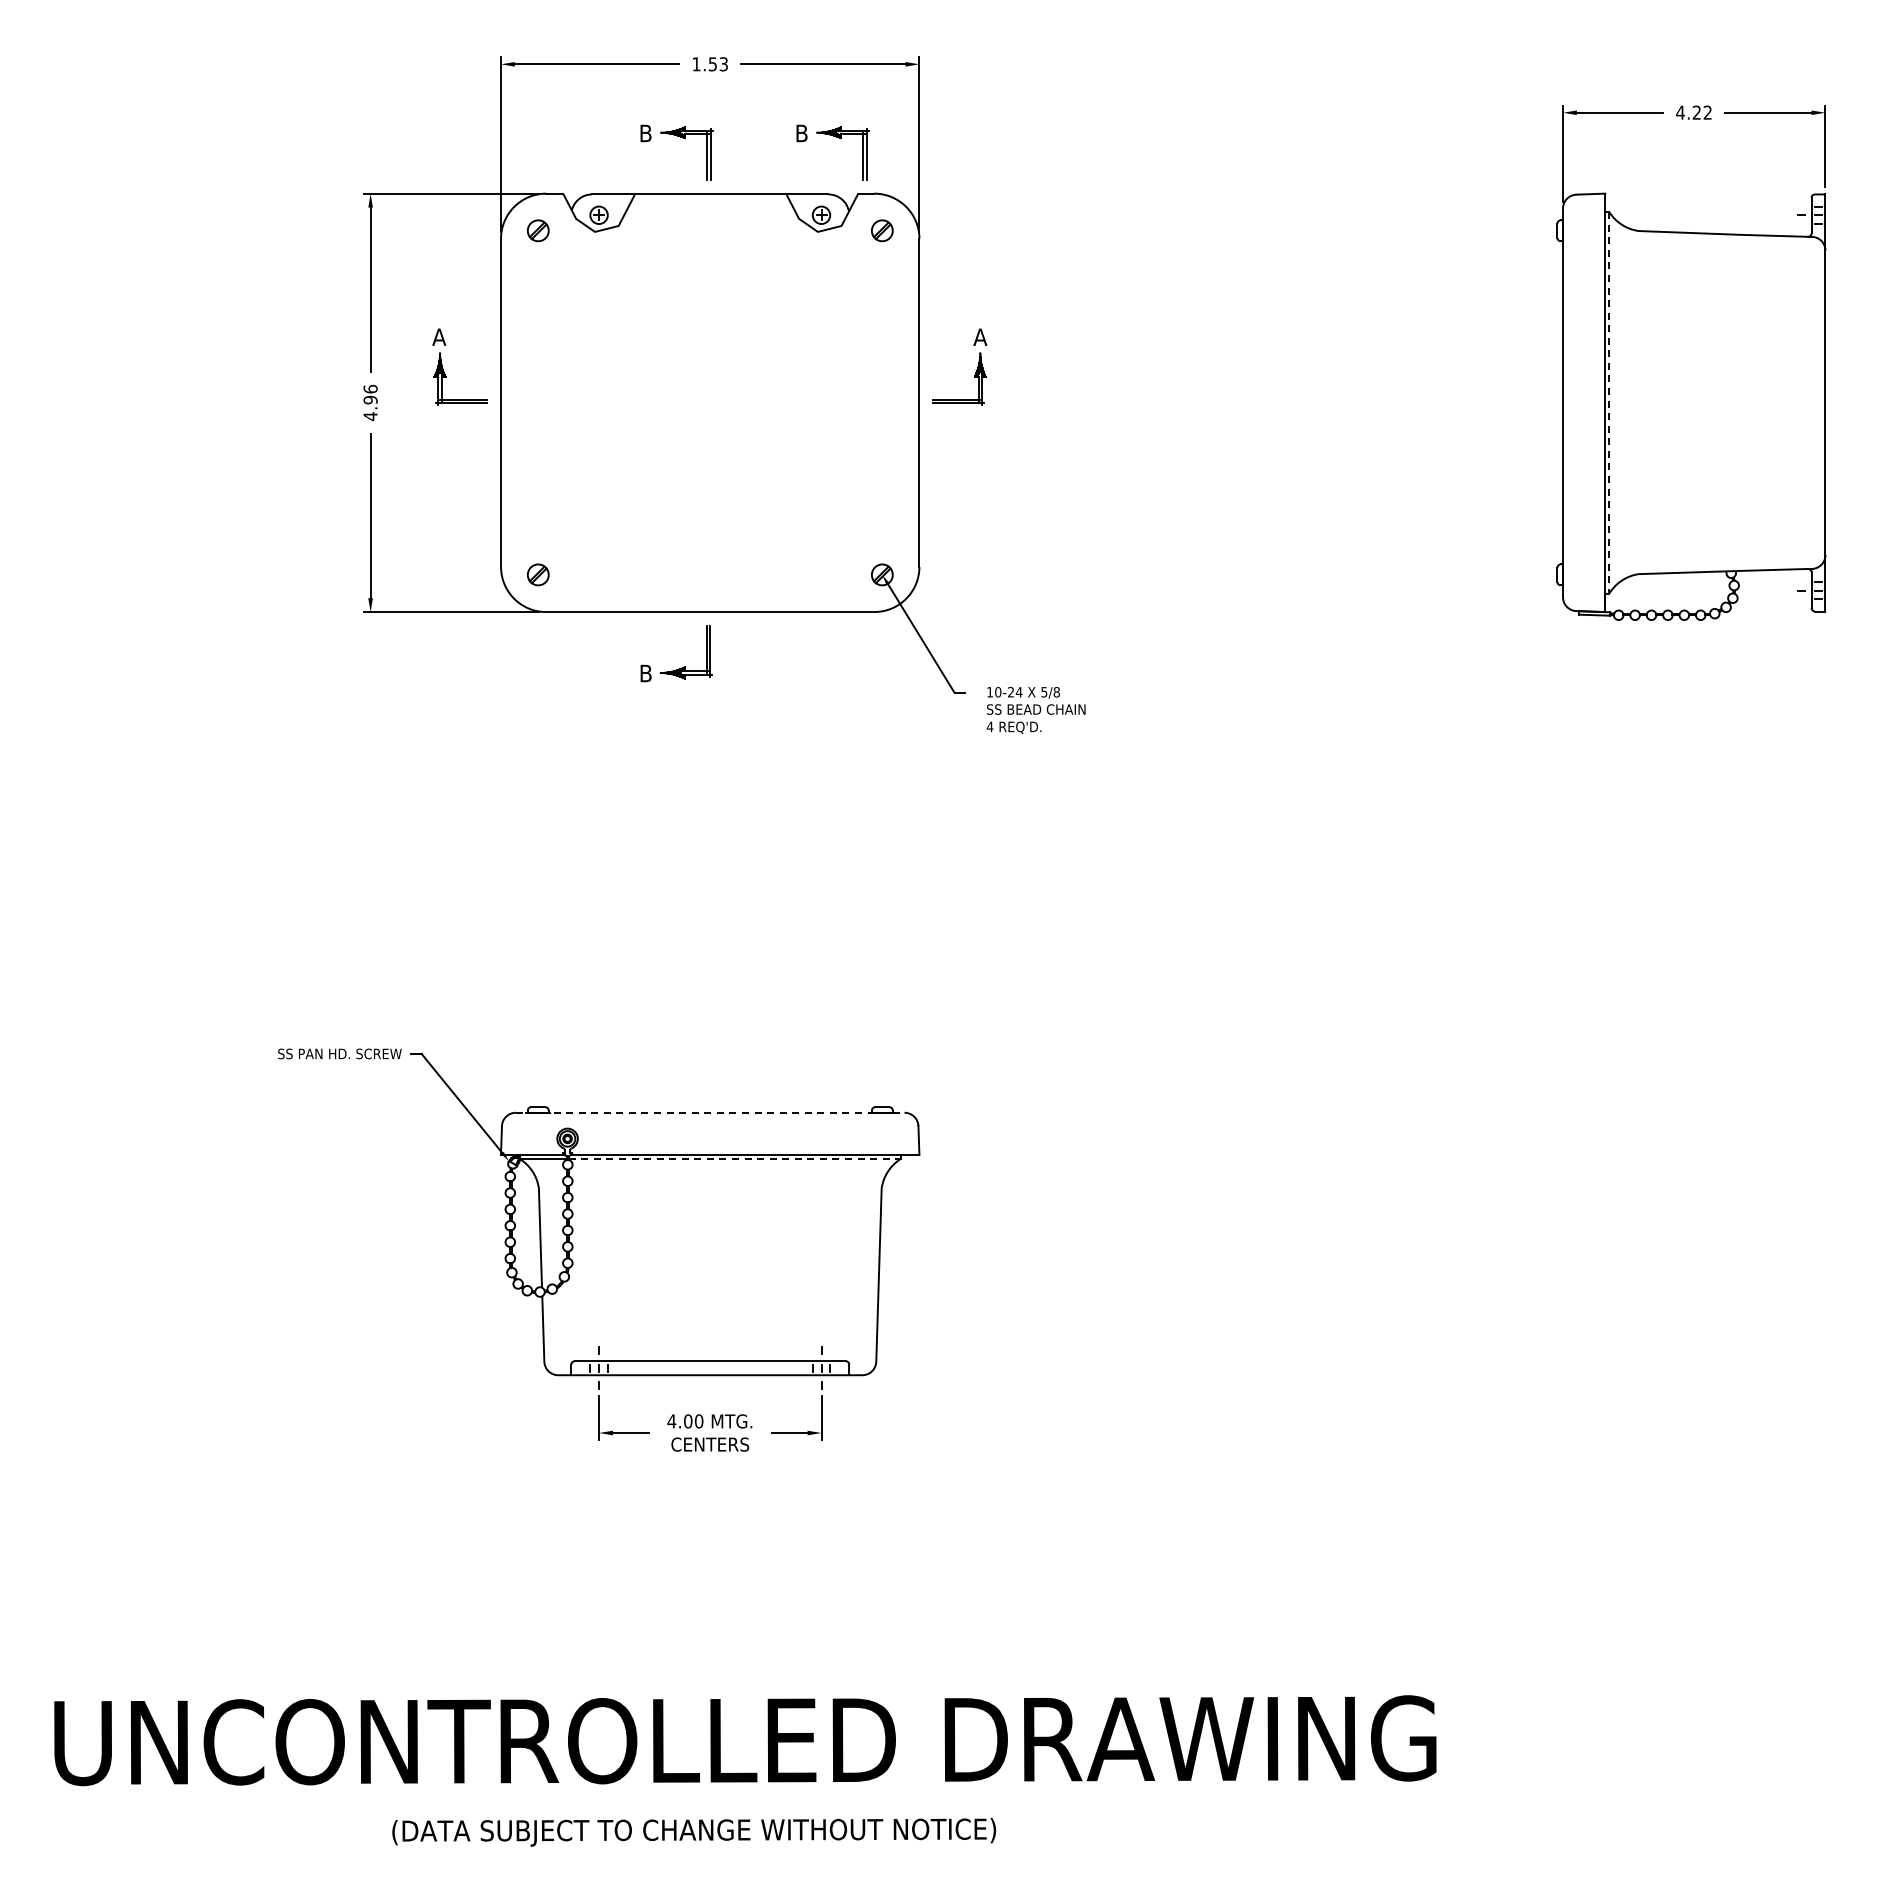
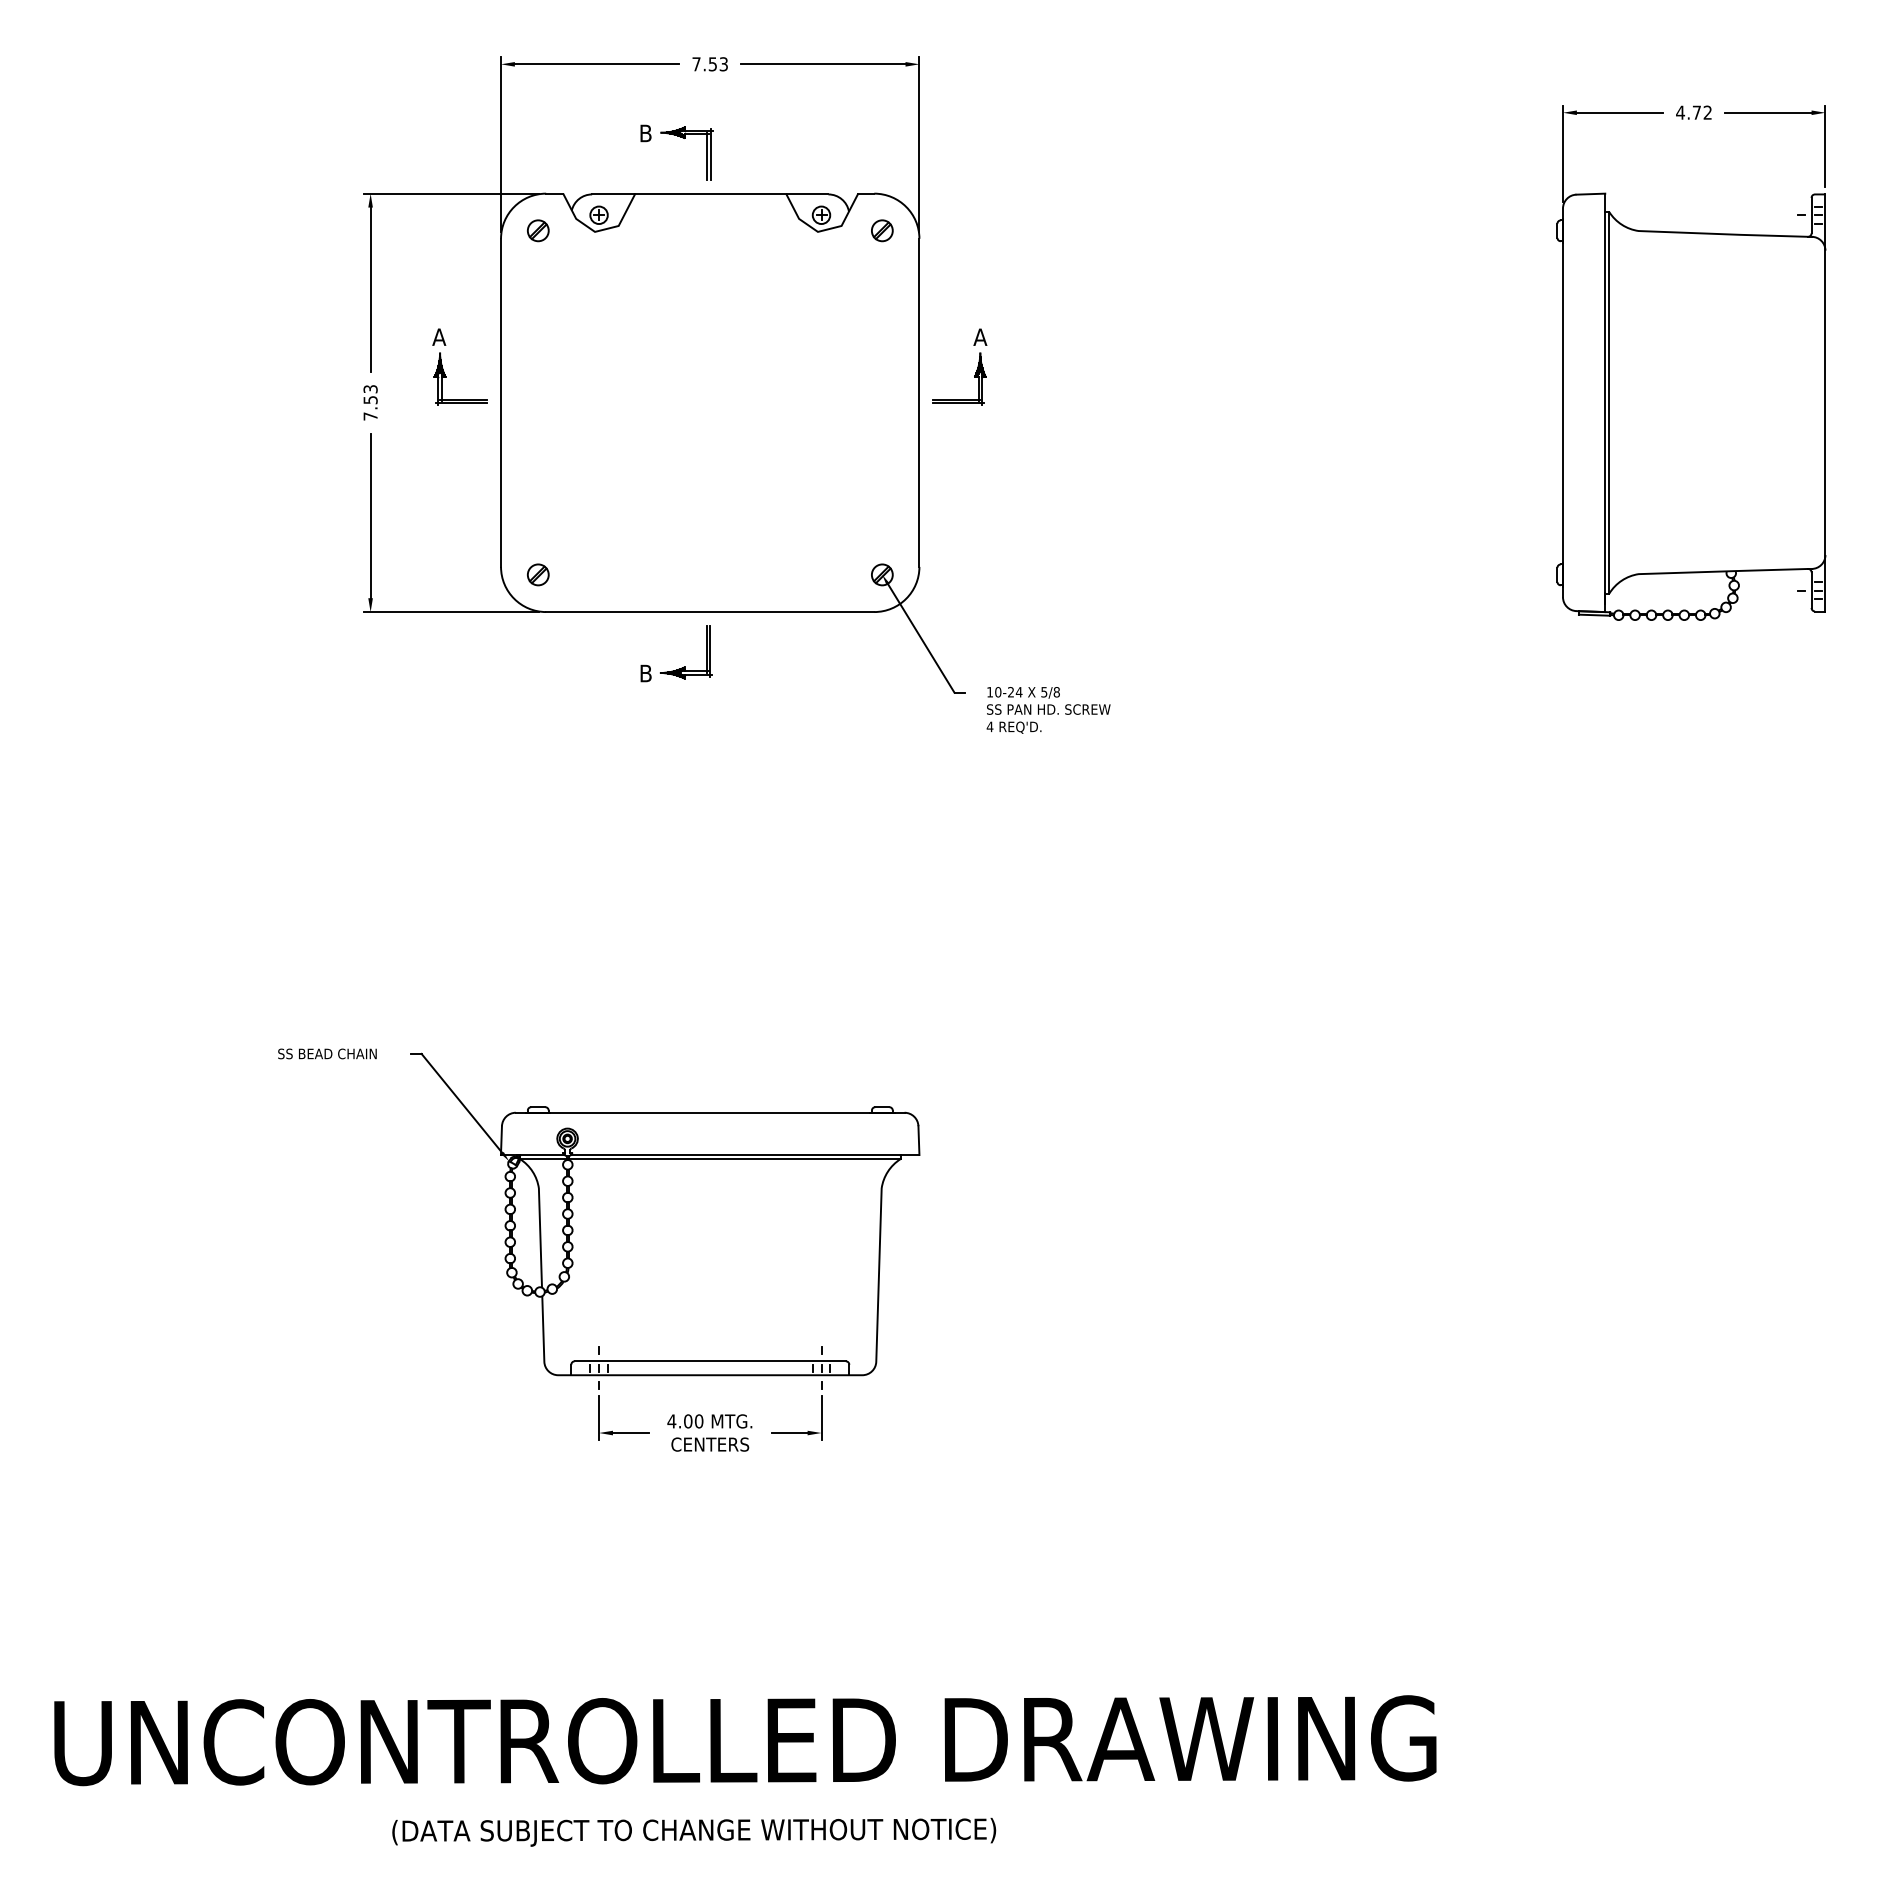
text: 1.53 -> 7.53 (696, 64)
text: 4.22 -> 4.72 (1696, 112)
part: present -> none (838, 138)
text: 4.96 -> 7.53 (370, 402)
line: dashed -> solid (1609, 402)
text: SS BEAD CHAIN -> SS PAN HD. SCREW (1059, 709)
text: SS PAN HD. SCREW -> SS BEAD CHAIN (350, 1053)
line: dashed -> solid (710, 1112)
line: dashed -> solid (734, 1159)
